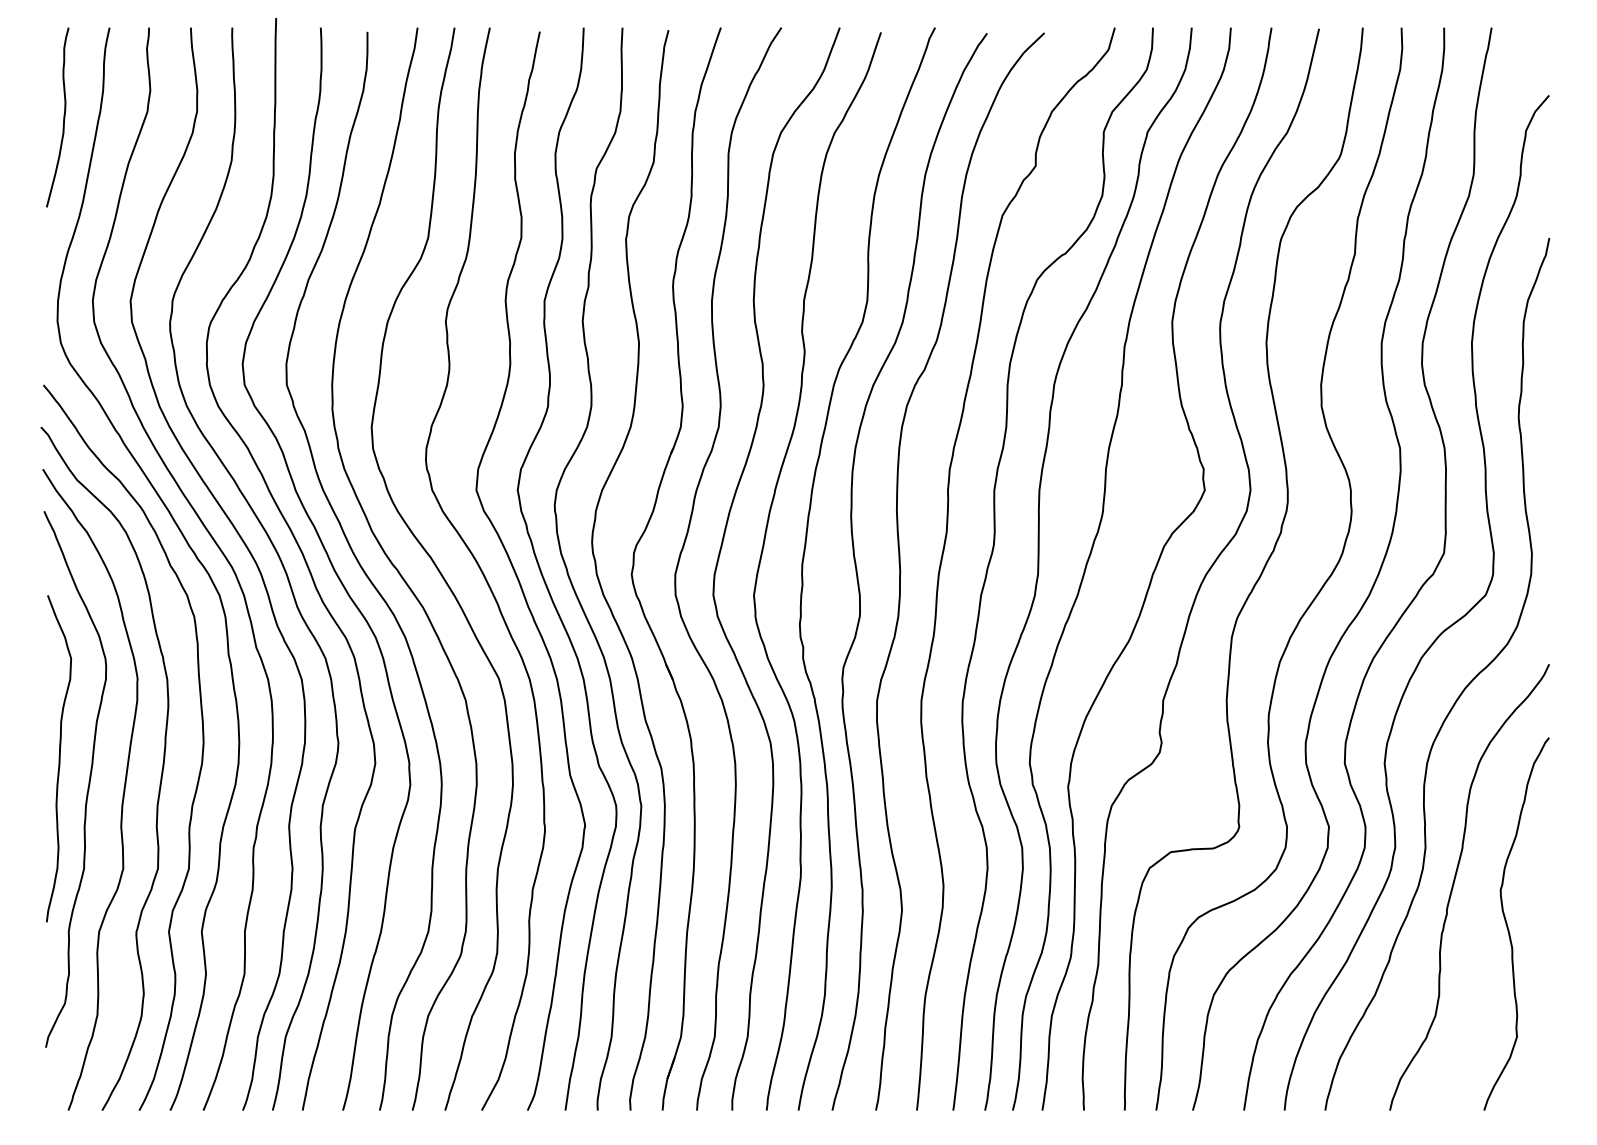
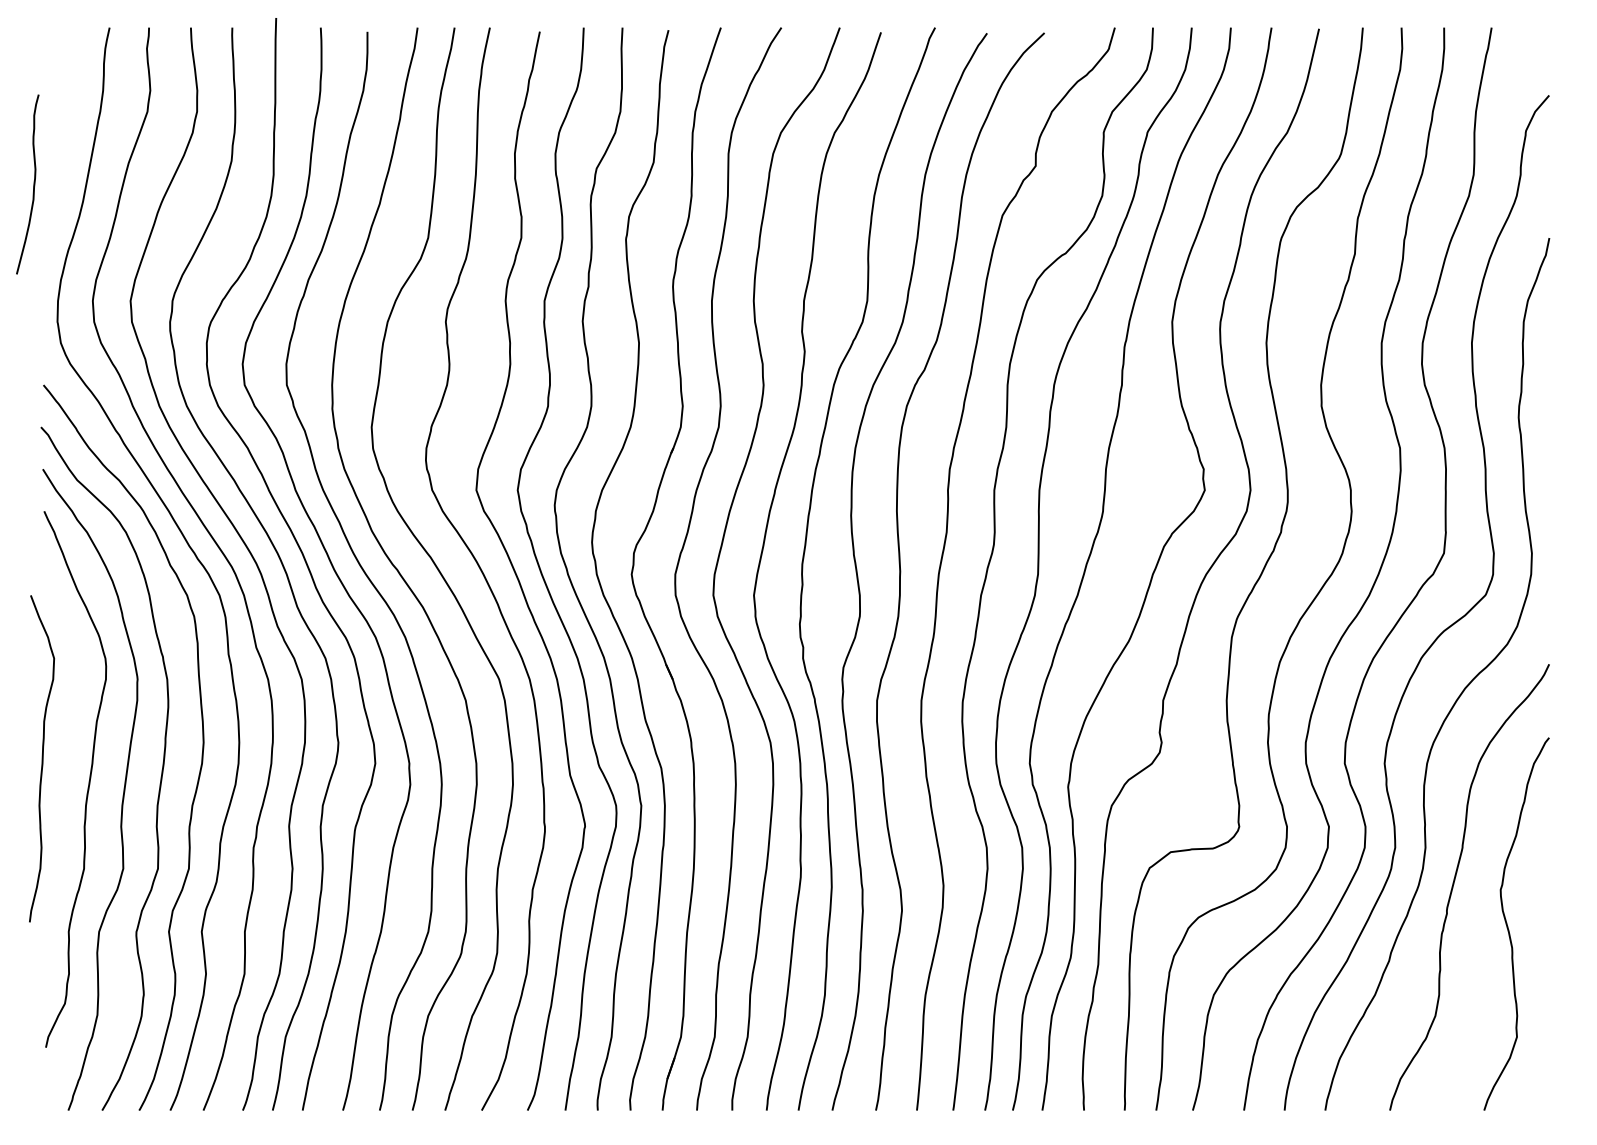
curve position: (63, 117) -> (33, 184) (33, 184)
curve position: (59, 758) -> (42, 758) (42, 758)
